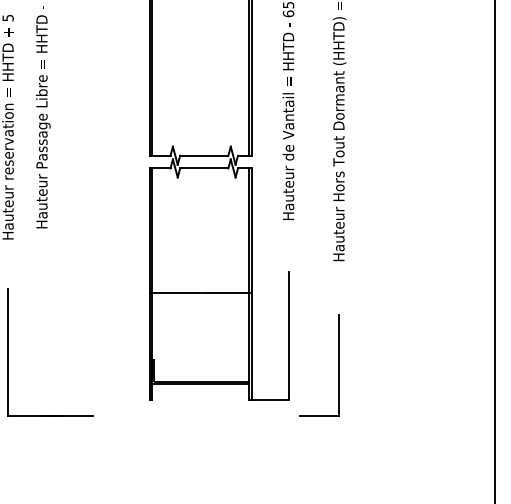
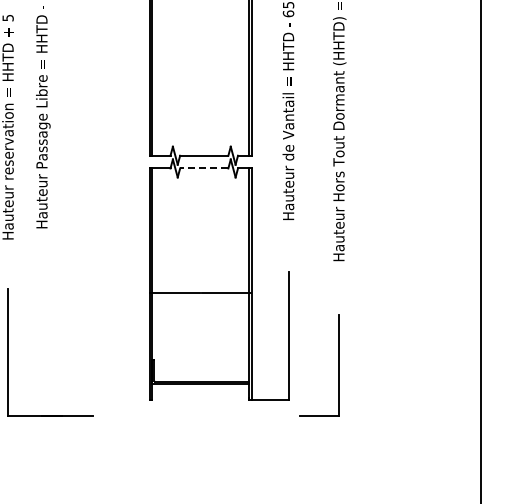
line: solid -> dashed (203, 168)
line position: (494, 251) -> (480, 251) (480, 251)
